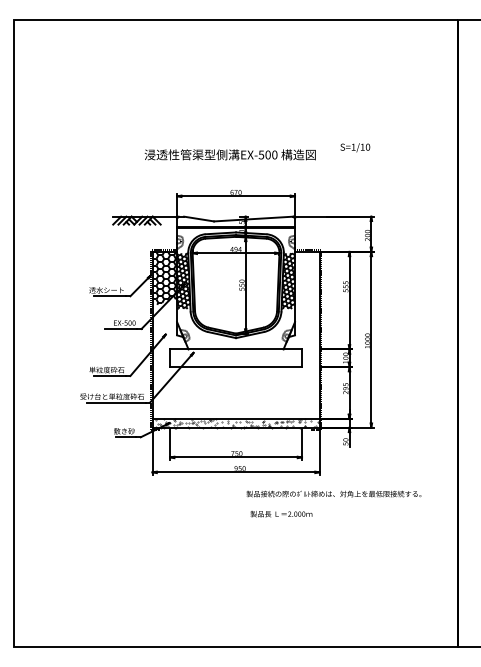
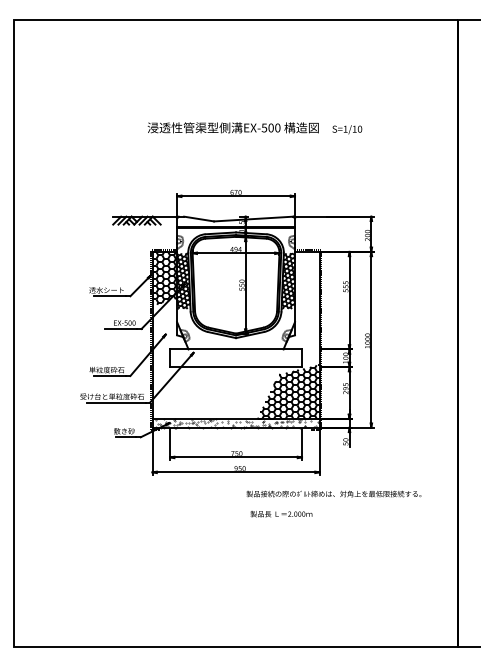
text position: (355, 147) -> (347, 129) (347, 129)
text position: (229, 154) -> (232, 127) (232, 127)
hatch: none -> present (288, 391)
